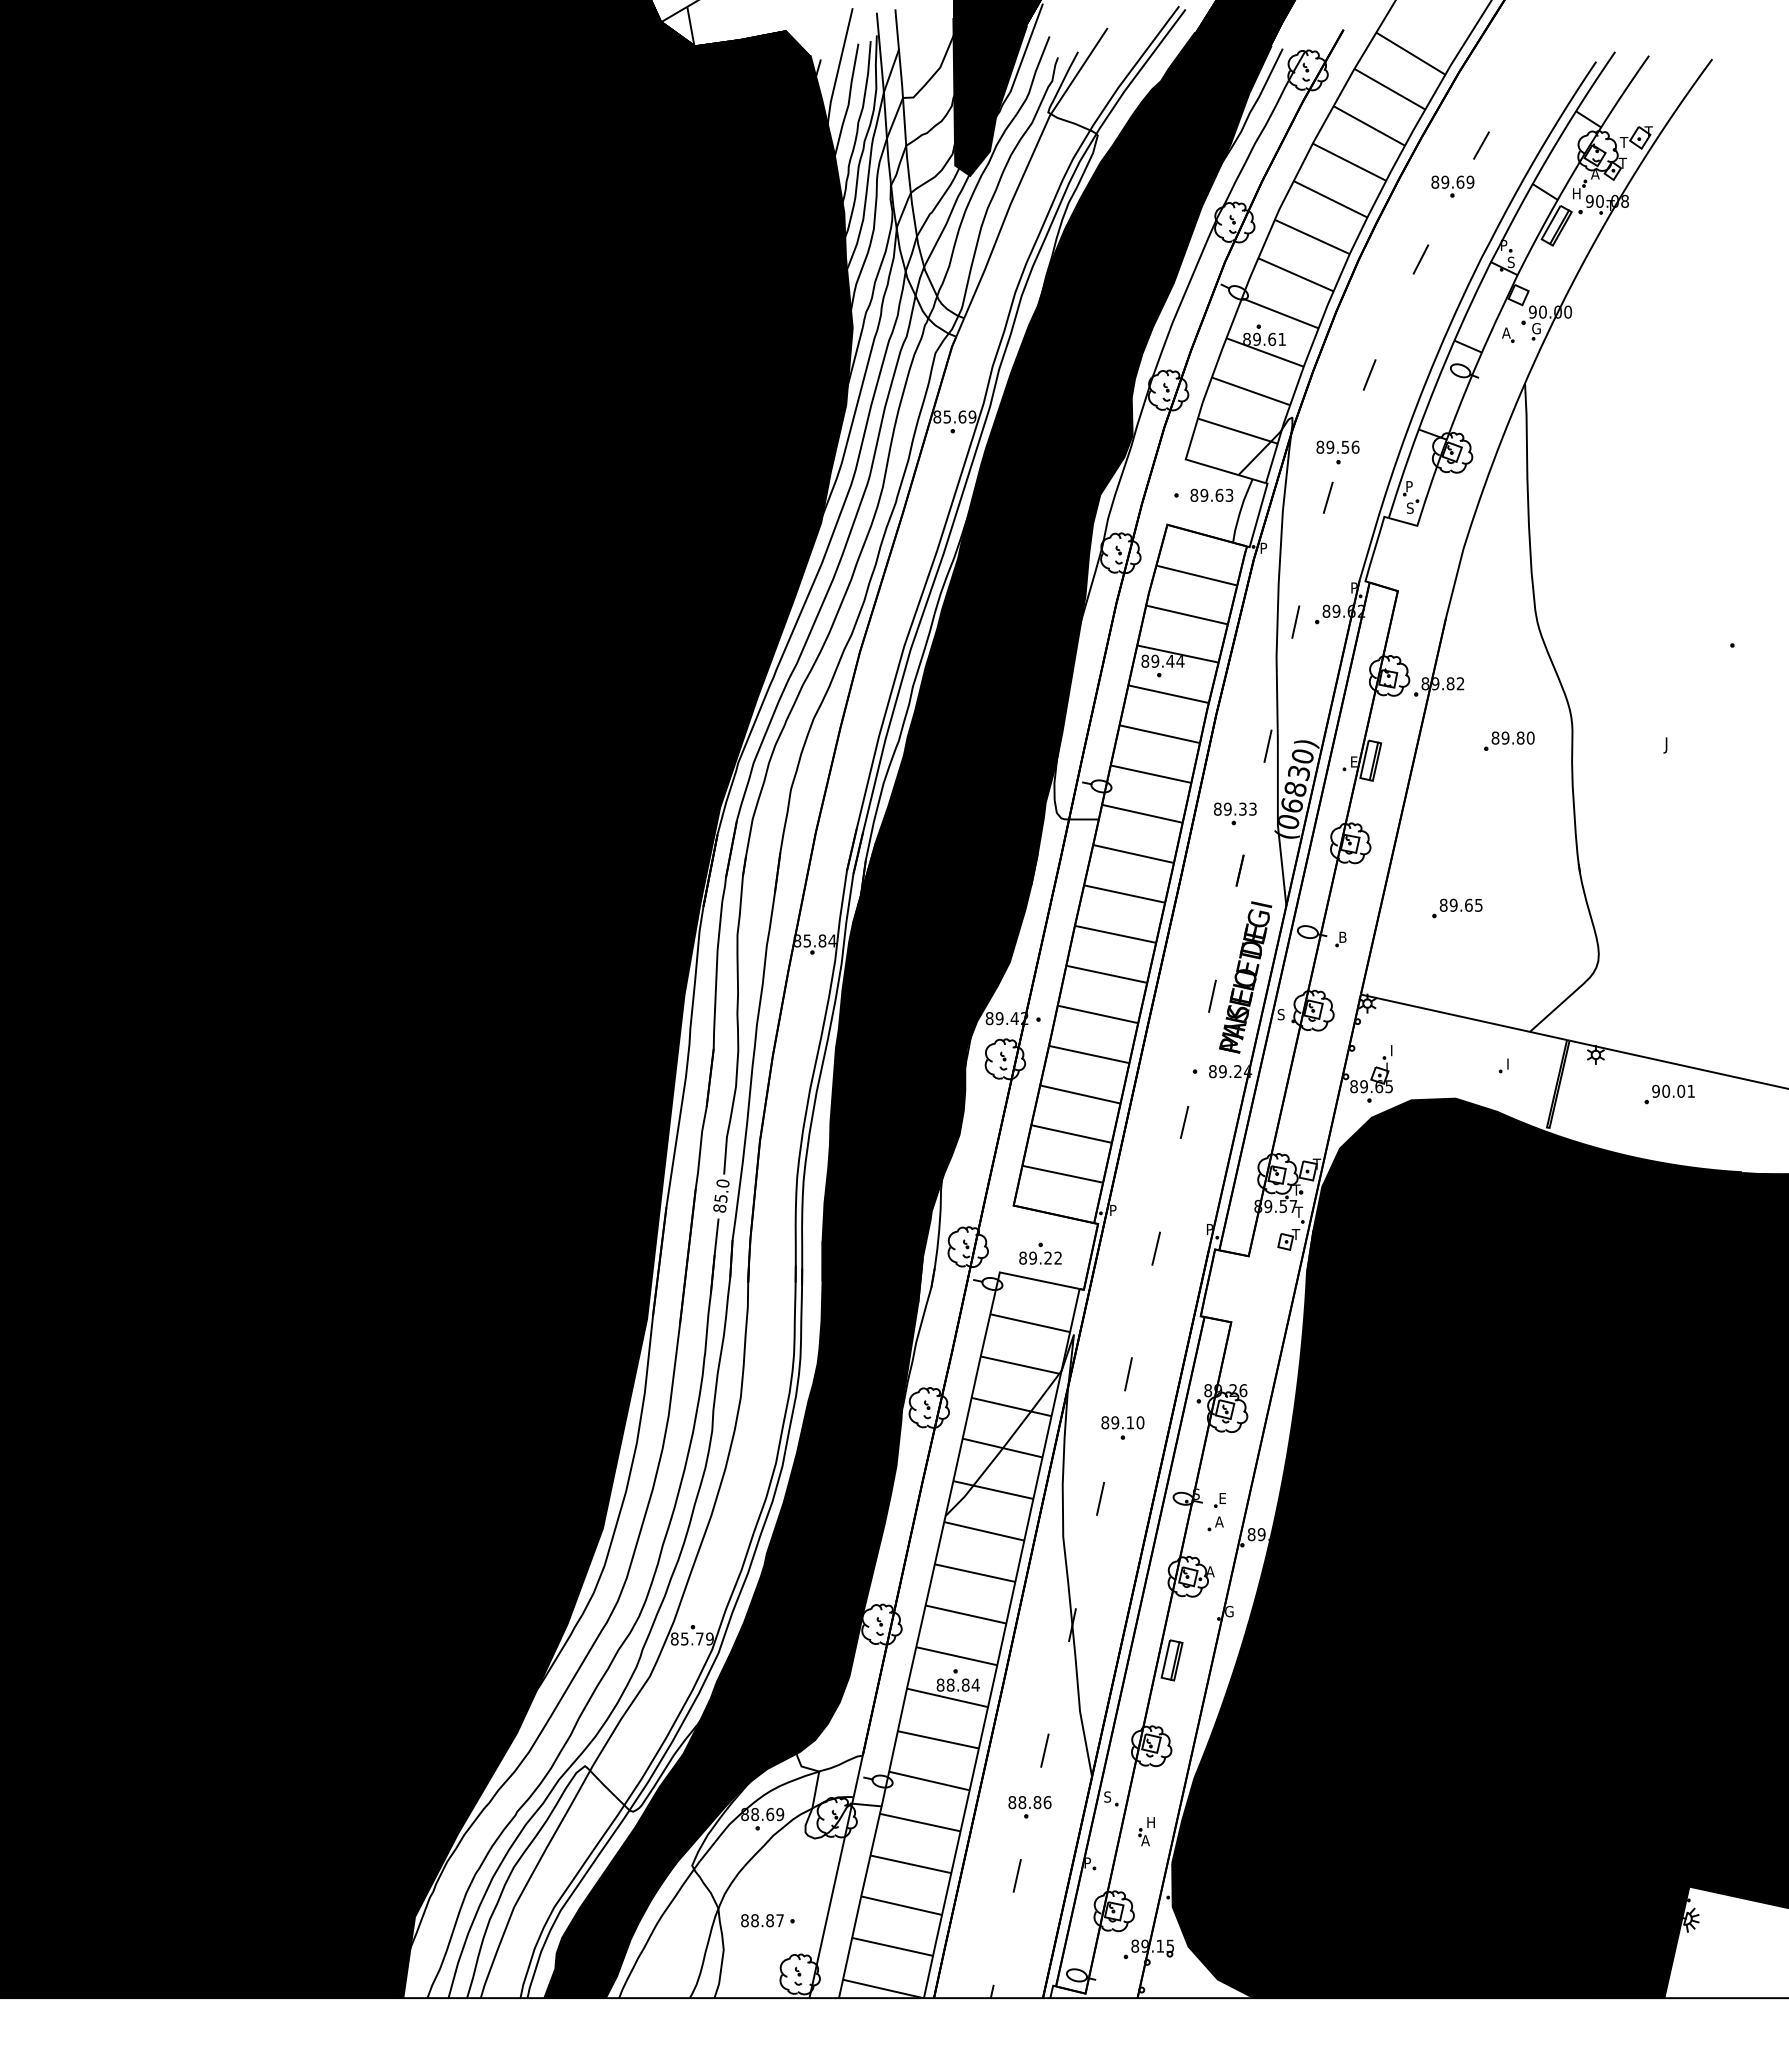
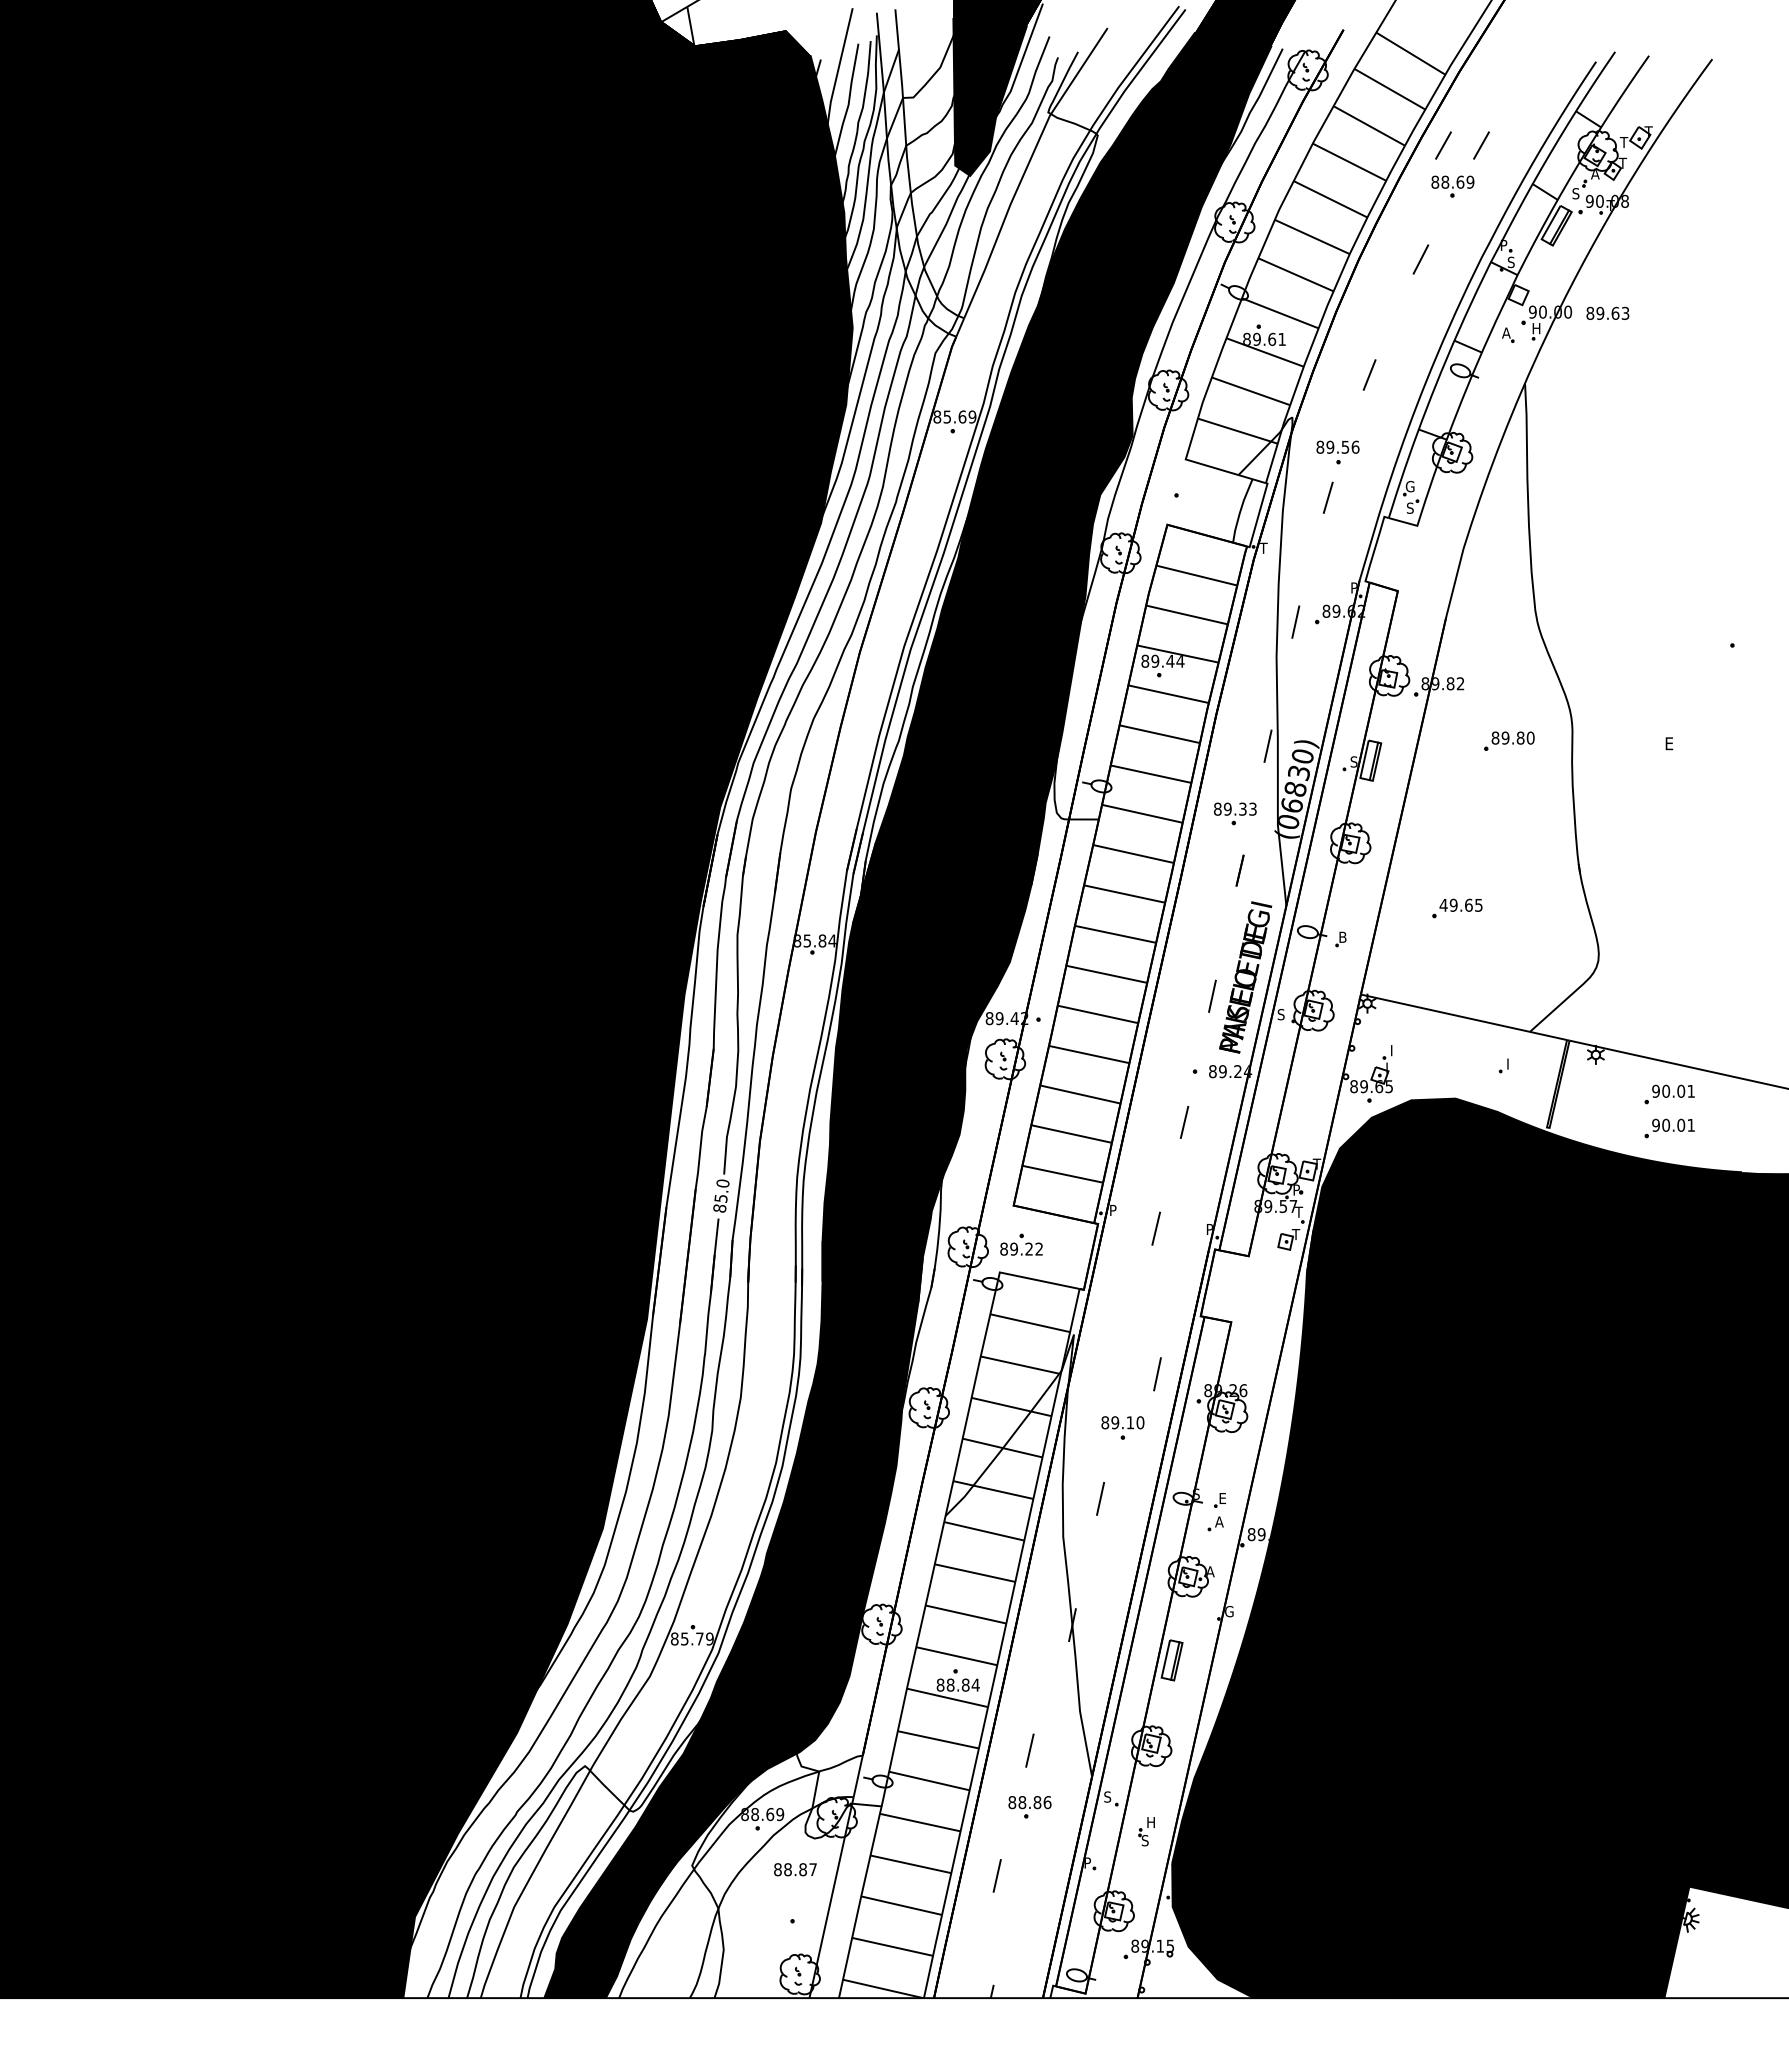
line: none -> present (1443, 145)
text: 89.69 -> 88.69 (1445, 181)
text: H -> S (1576, 193)
text: G -> H (1536, 328)
text: P -> G (1409, 486)
text position: (1211, 494) -> (1607, 312) (1607, 312)
text: P -> T (1263, 547)
text: J -> E (1668, 745)
text: E -> S (1353, 761)
text: 89.65 -> 49.65 (1443, 904)
part: none -> present (1669, 1128)
text: T -> P (1296, 1189)
line position: (1155, 1248) -> (1155, 1228) (1155, 1228)
part position: (1040, 1253) -> (1021, 1244) (1021, 1244)
line position: (1128, 1374) -> (1157, 1374) (1157, 1374)
line position: (1044, 1750) -> (1029, 1750) (1029, 1750)
text: A -> S (1145, 1840)
line position: (1016, 1875) -> (996, 1875) (996, 1875)
text position: (762, 1920) -> (795, 1869) (795, 1869)
